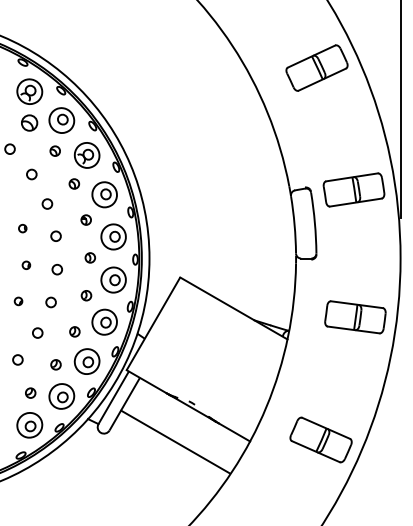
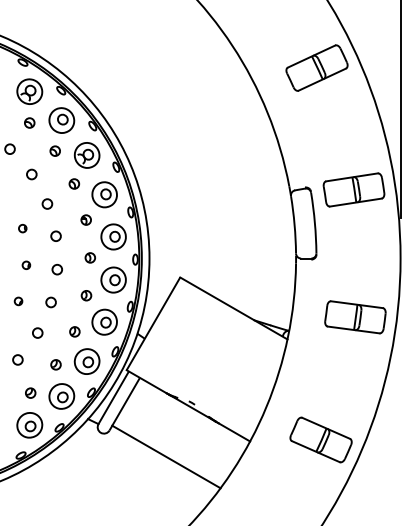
part size: 18x18 px -> 12x12 px (29, 122)
line position: (175, 441) -> (166, 456) (166, 456)
